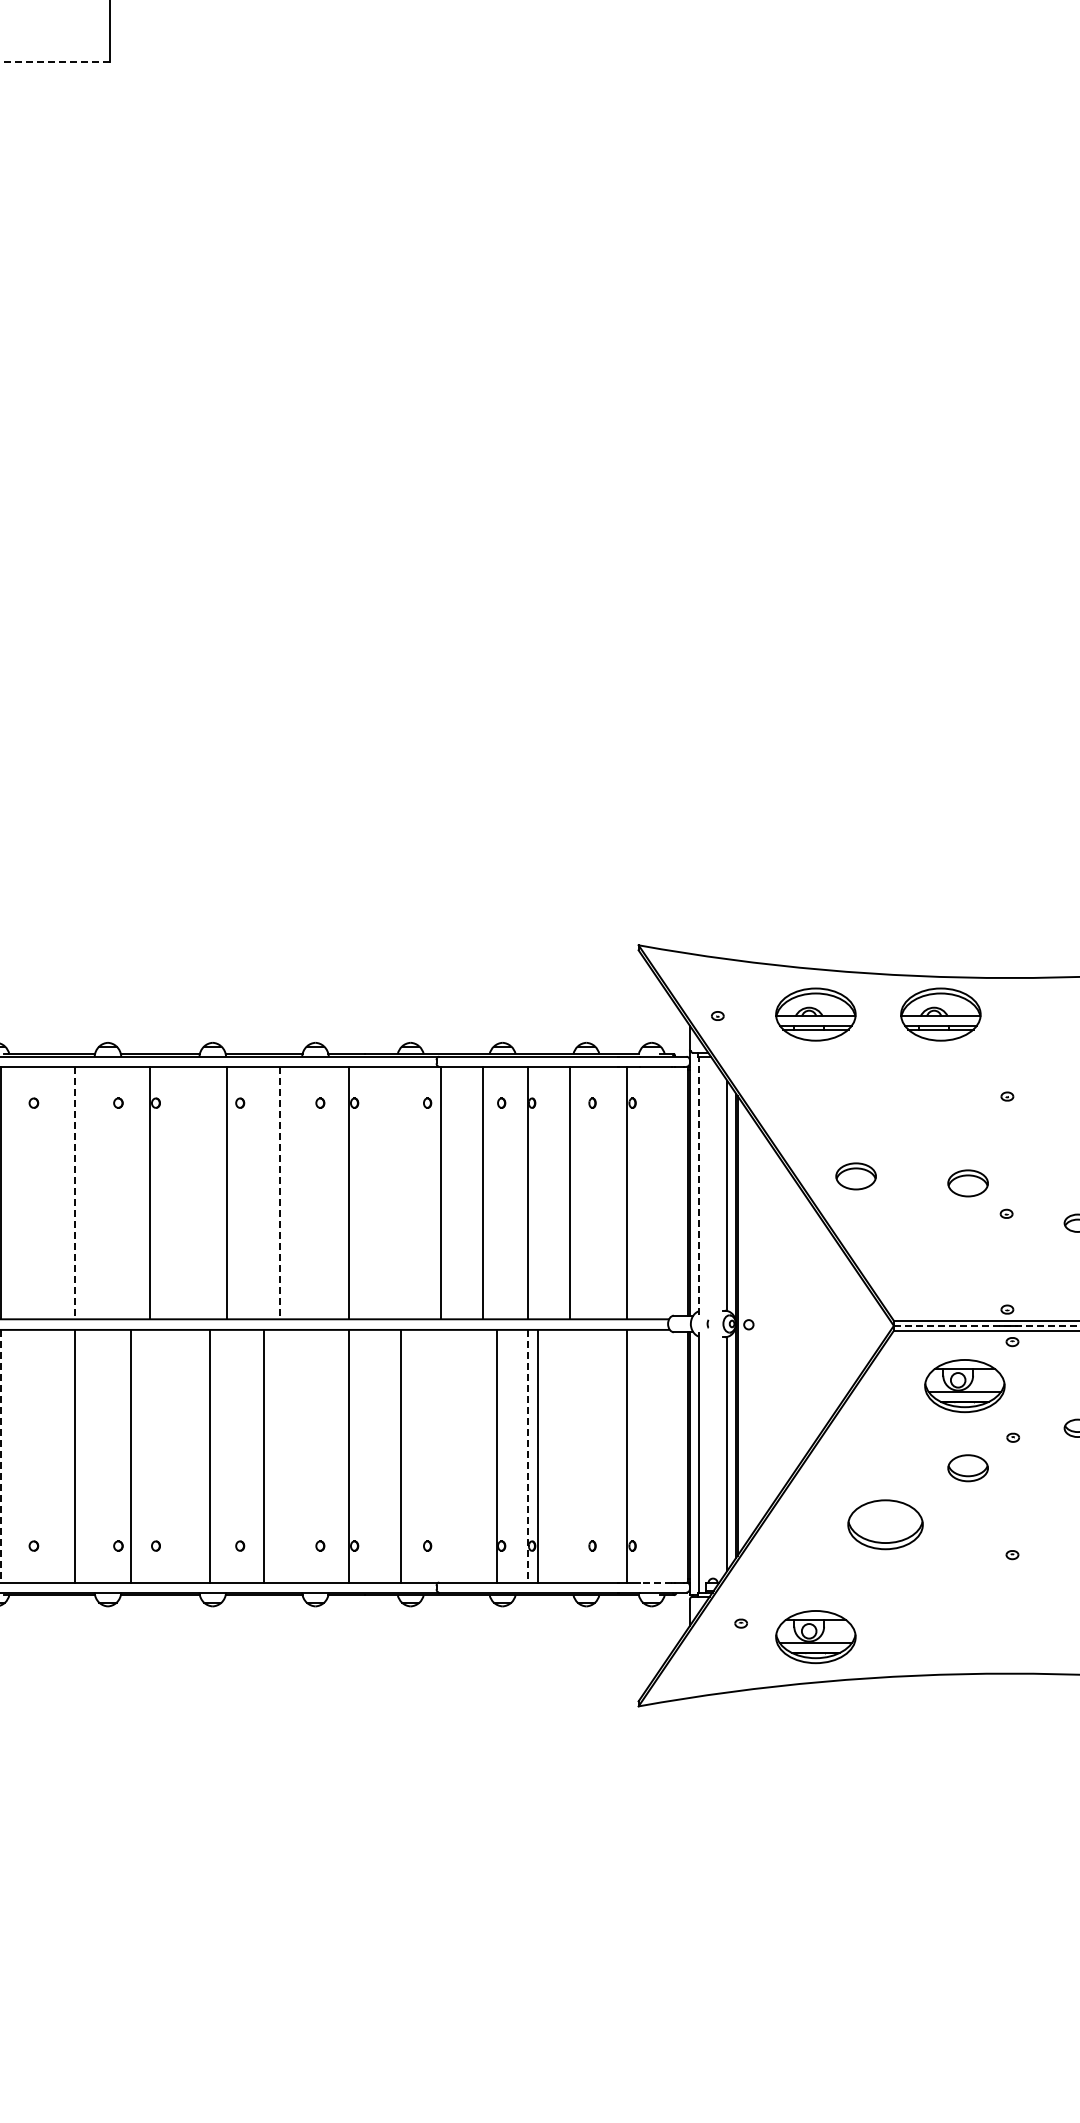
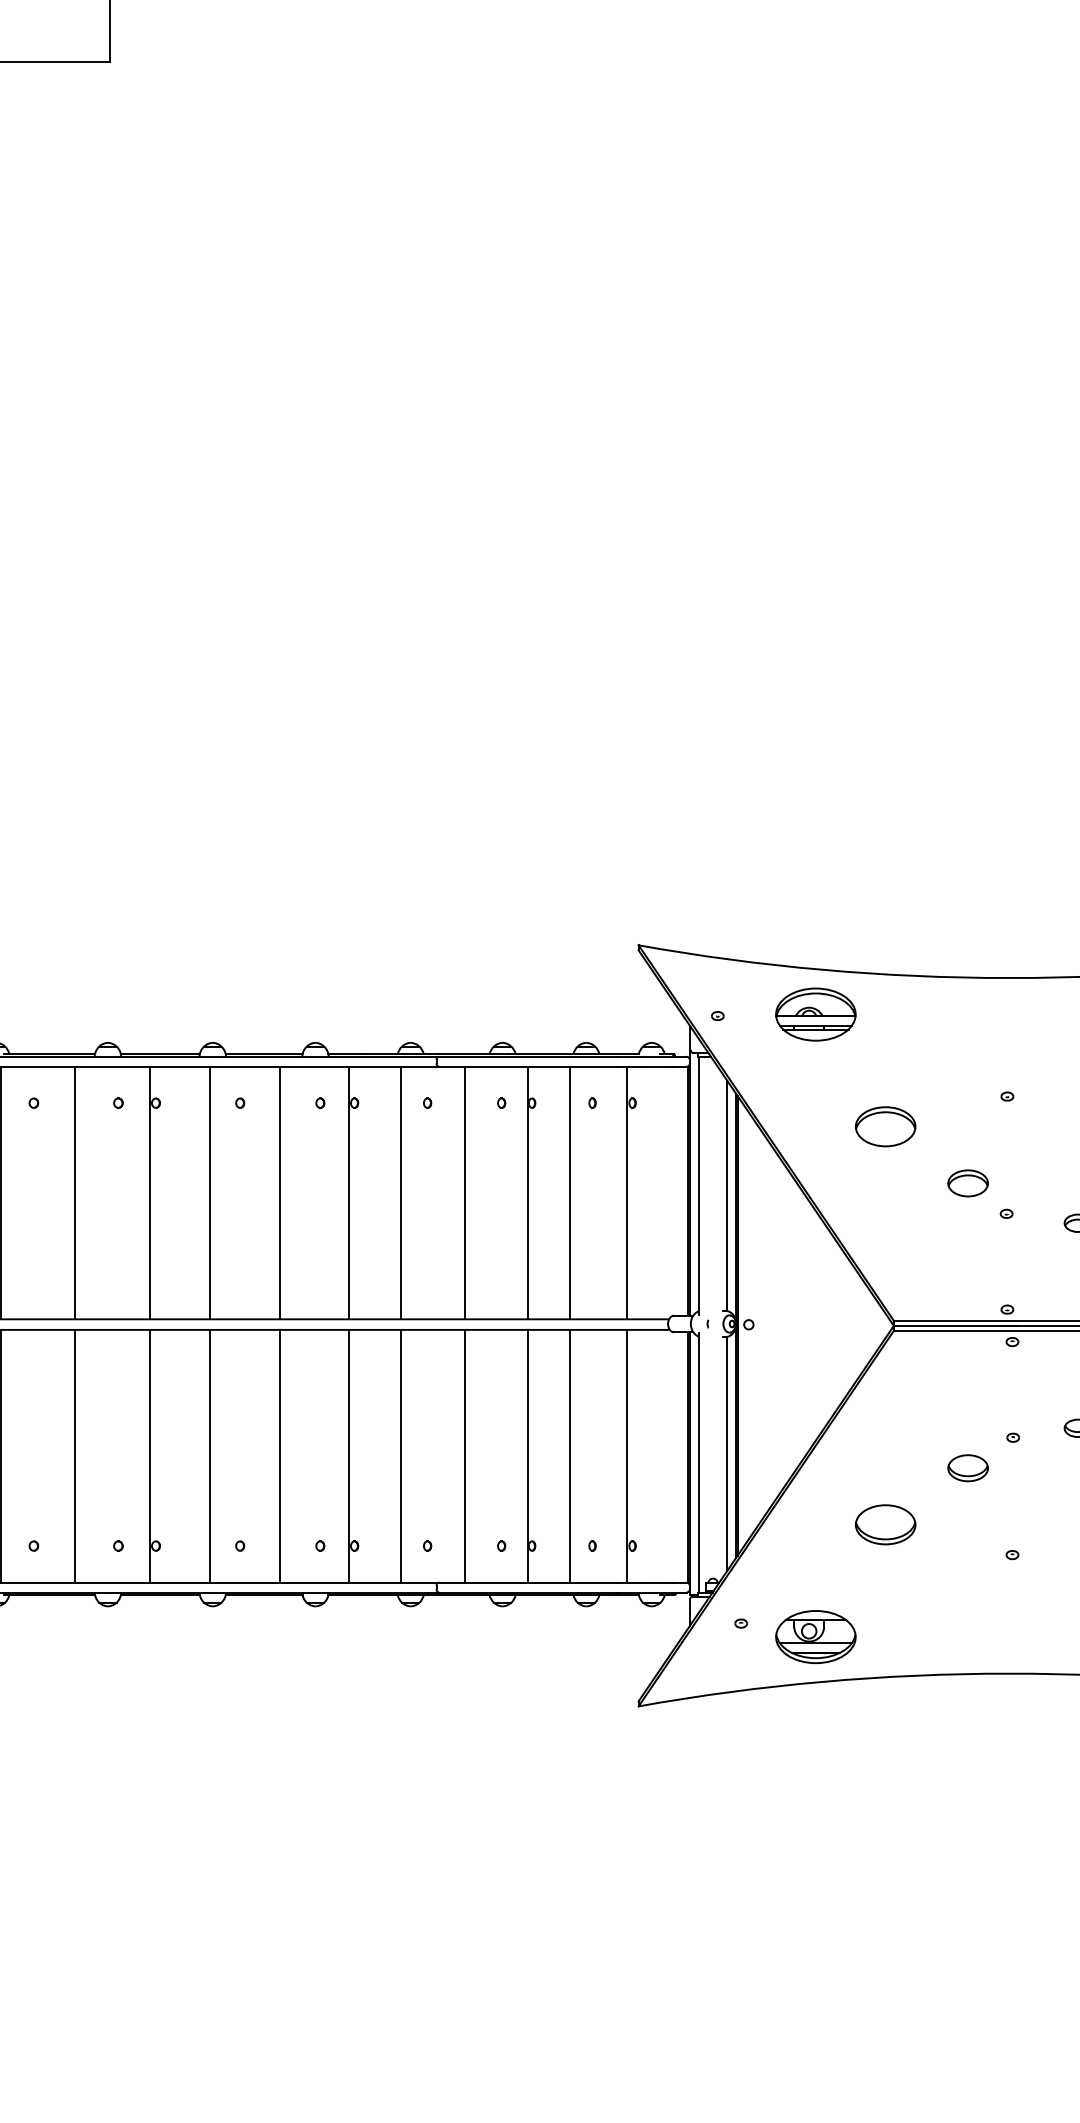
line: dashed -> solid (54, 62)
part: present -> none (940, 1014)
part: none -> present (885, 1126)
part: present -> none (855, 1176)
line: dashed -> solid (699, 1185)
line position: (227, 1192) -> (210, 1192) (210, 1192)
line position: (441, 1192) -> (401, 1192) (401, 1192)
line position: (483, 1192) -> (465, 1192) (465, 1192)
line: dashed -> solid (75, 1193)
line: dashed -> solid (279, 1193)
line: dashed -> solid (986, 1325)
part: present -> none (964, 1386)
line position: (130, 1455) -> (149, 1455) (149, 1455)
line position: (263, 1455) -> (279, 1455) (279, 1455)
line position: (497, 1455) -> (465, 1455) (465, 1455)
line position: (538, 1455) -> (570, 1455) (570, 1455)
line: dashed -> solid (0, 1456)
line: dashed -> solid (527, 1456)
part size: 77x52 px -> 62x42 px (885, 1524)
line: dashed -> solid (655, 1582)
